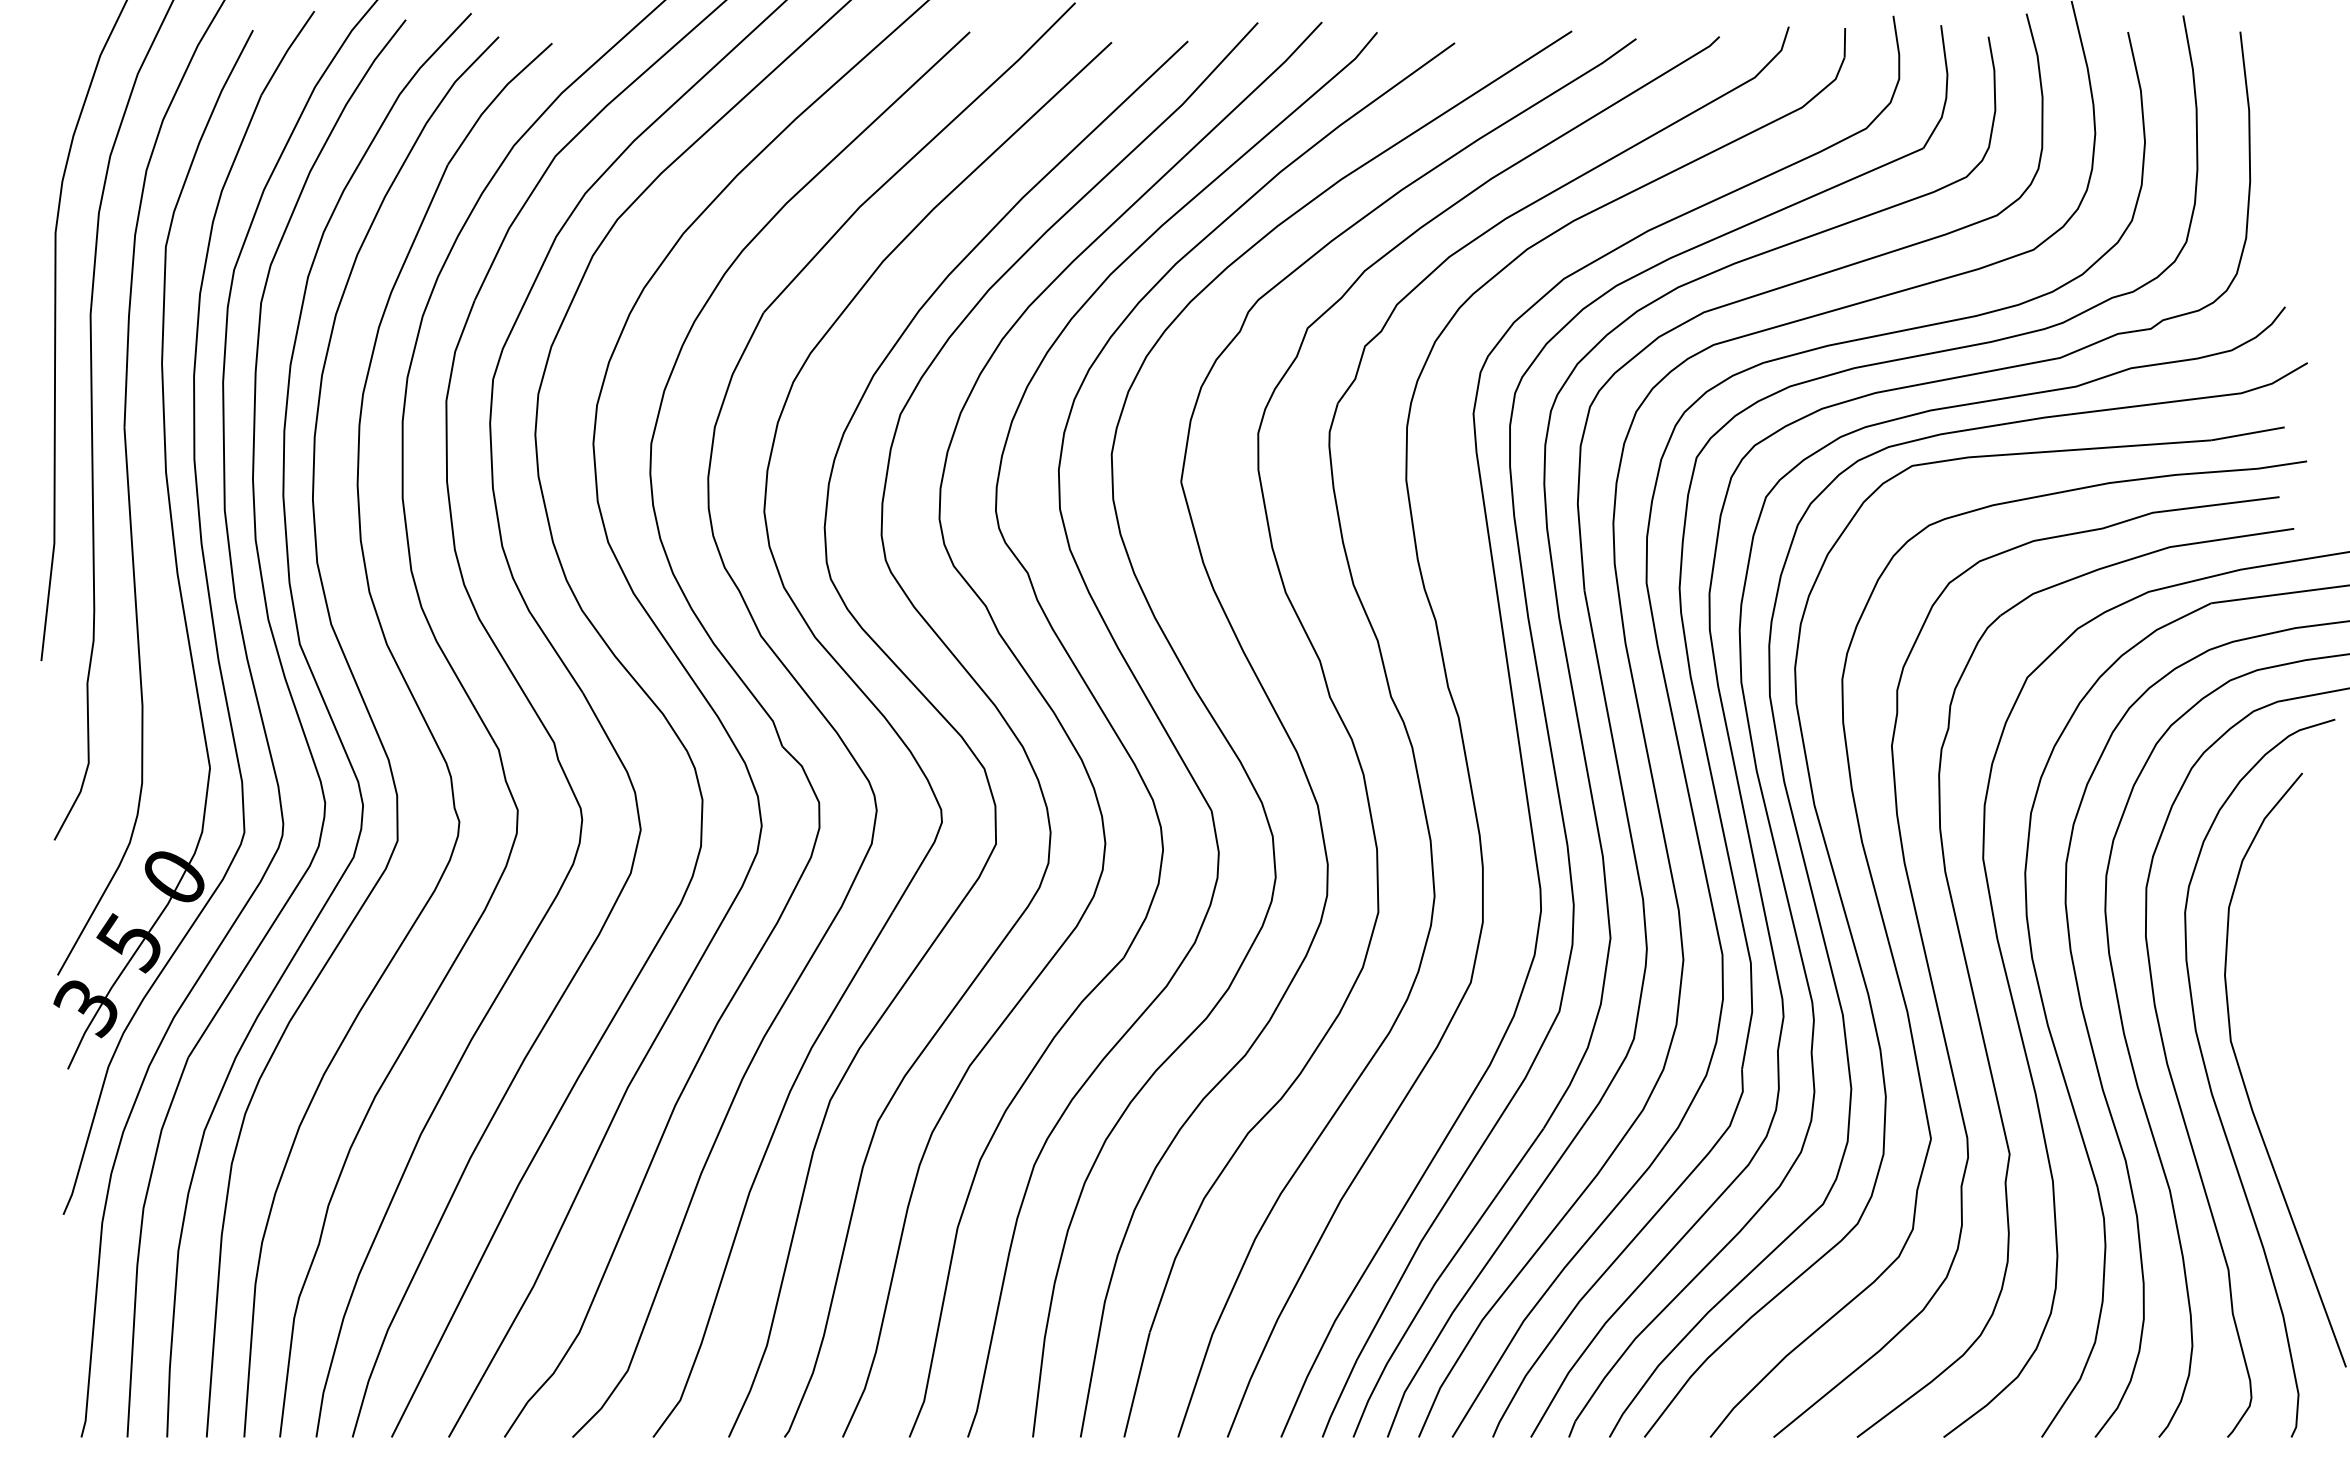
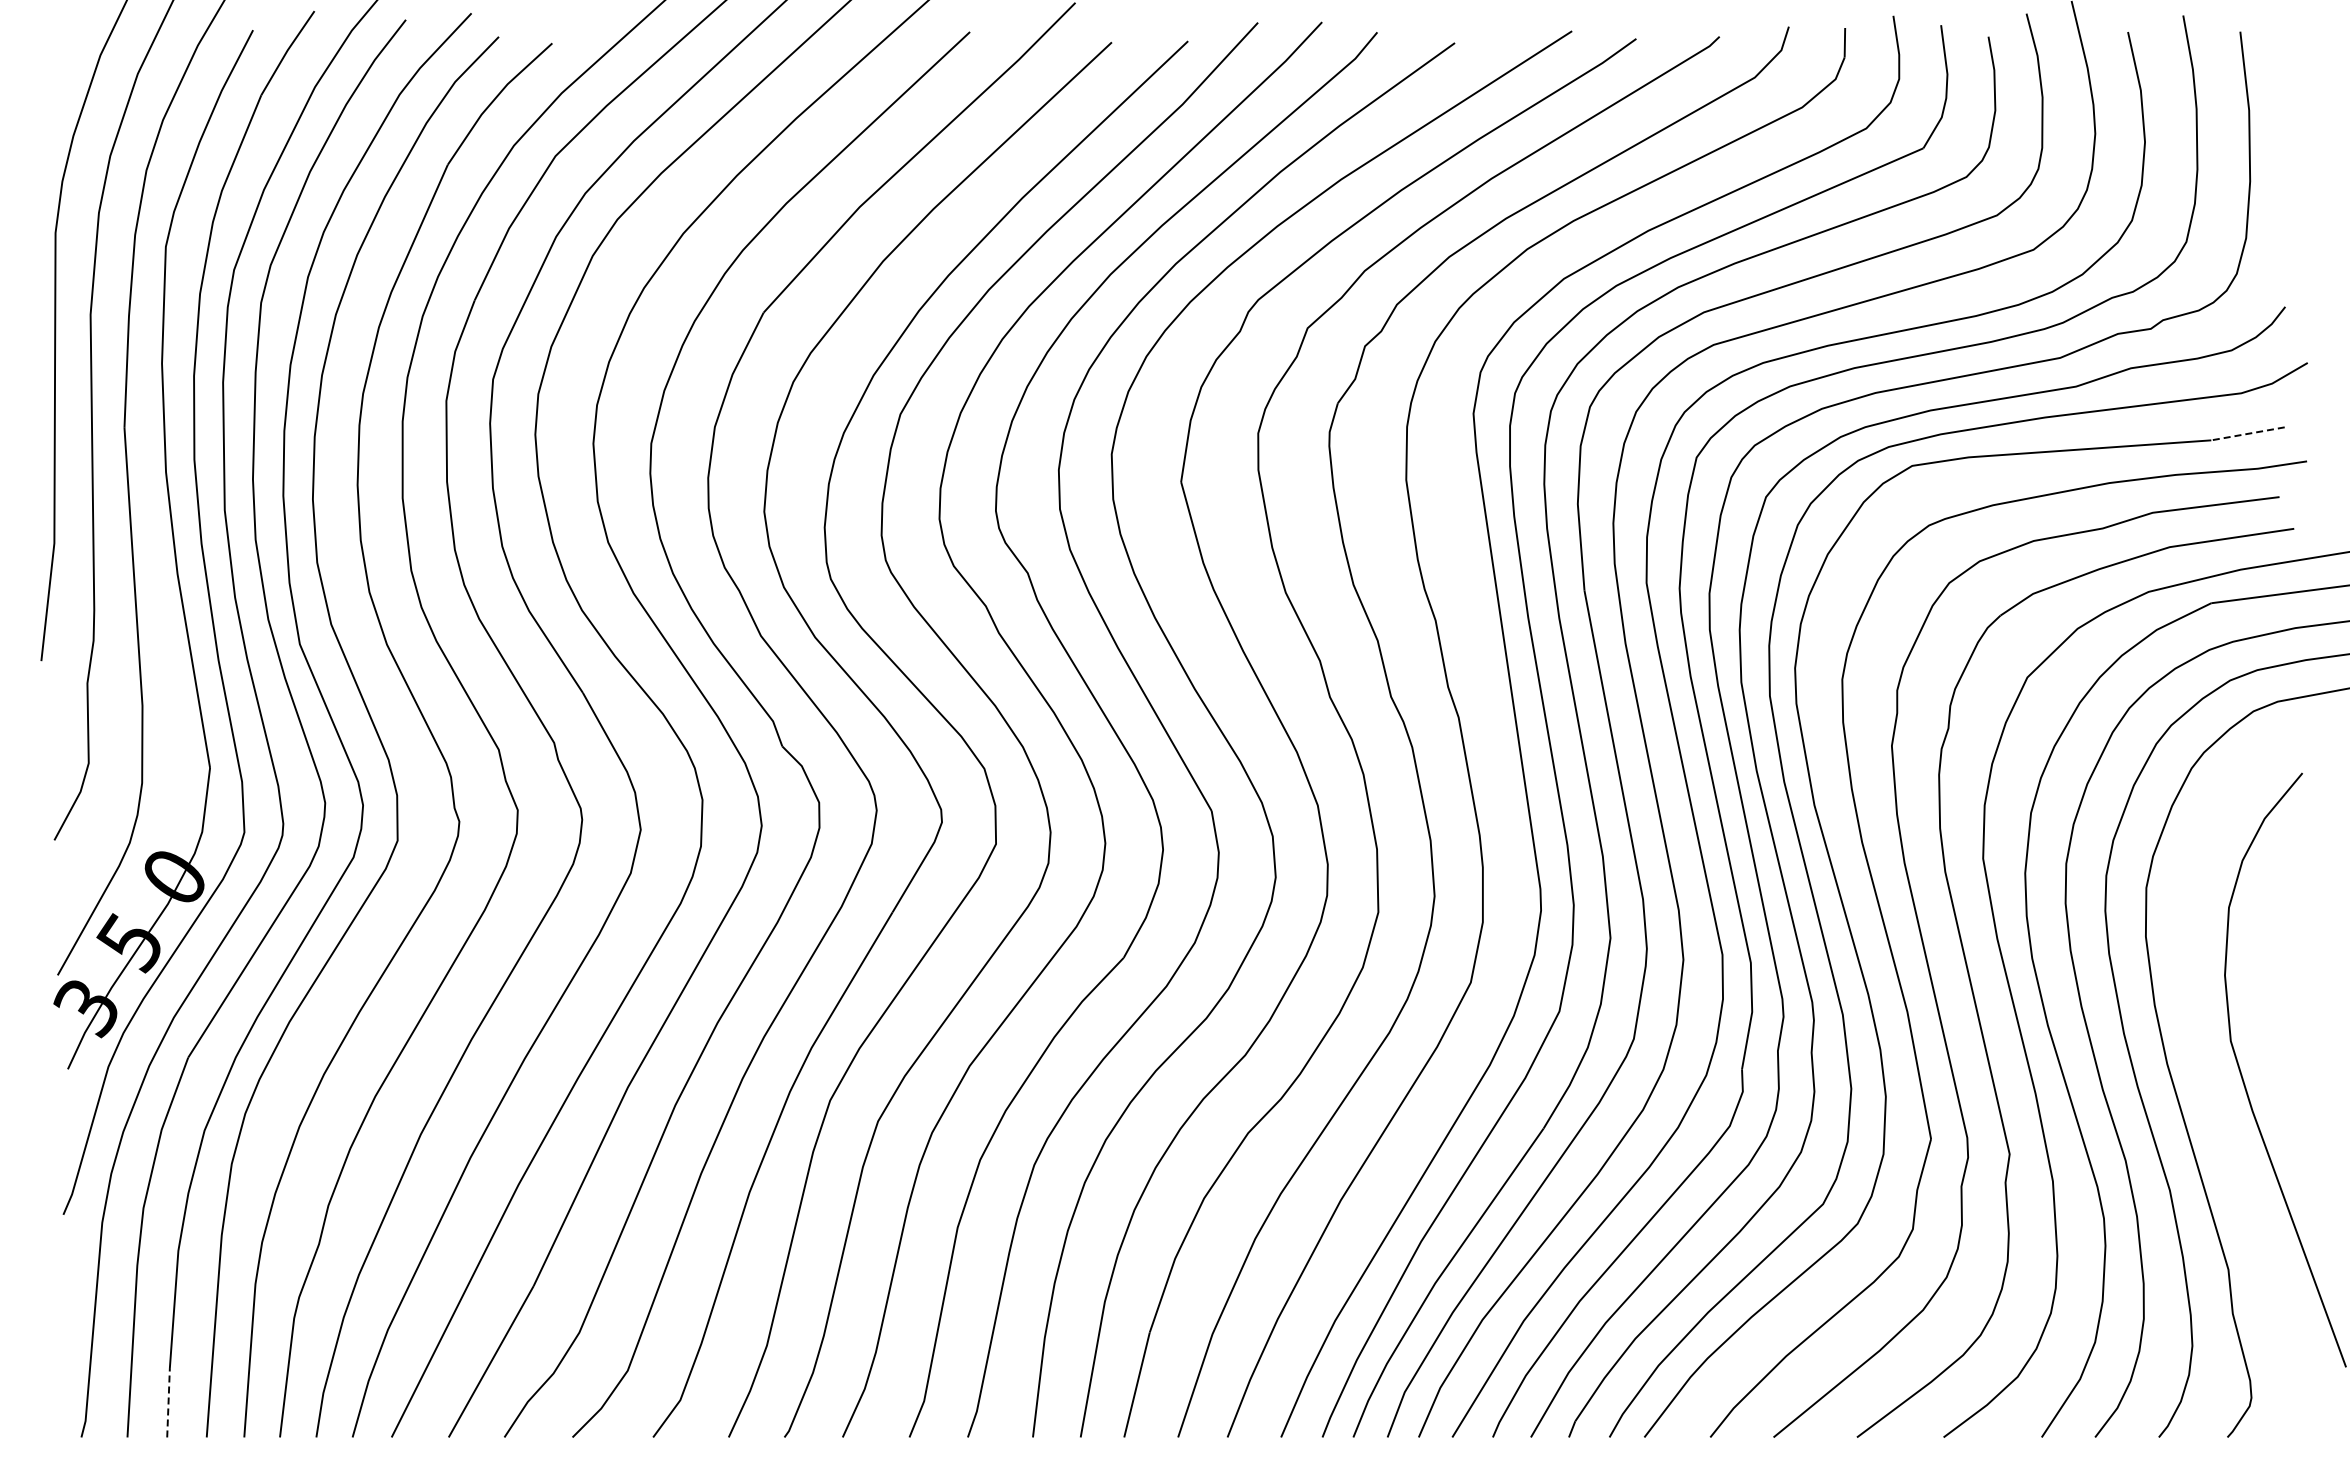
line: solid -> dashed (2247, 433)
curve: present -> none (2211, 1087)
line: solid -> dashed (168, 1402)
